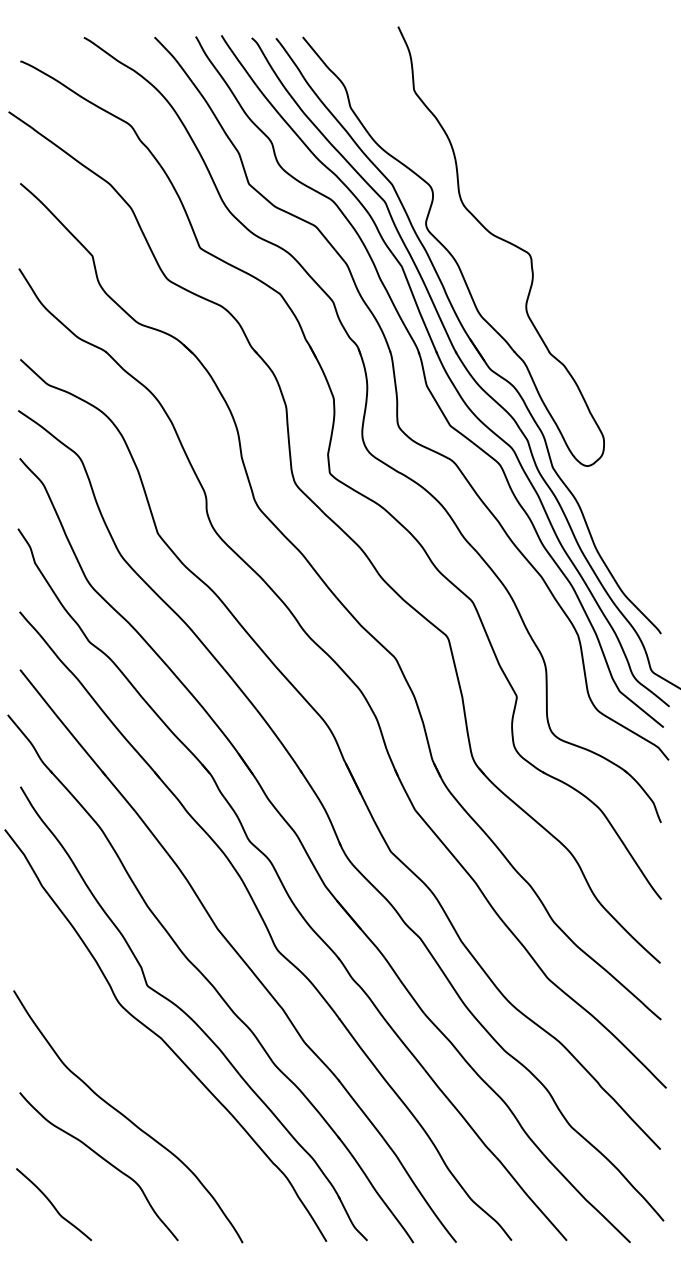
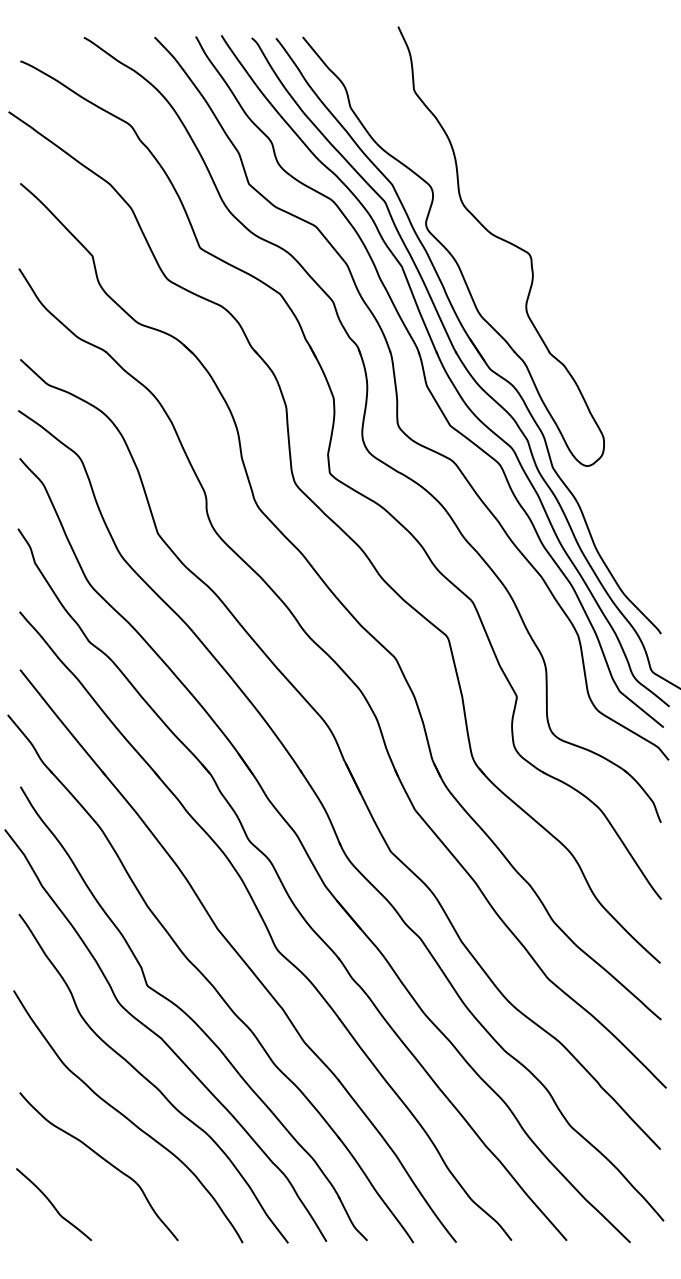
curve: none -> present (150, 1081)
